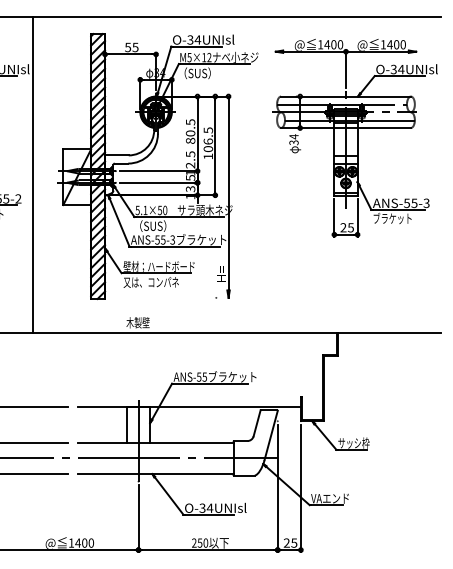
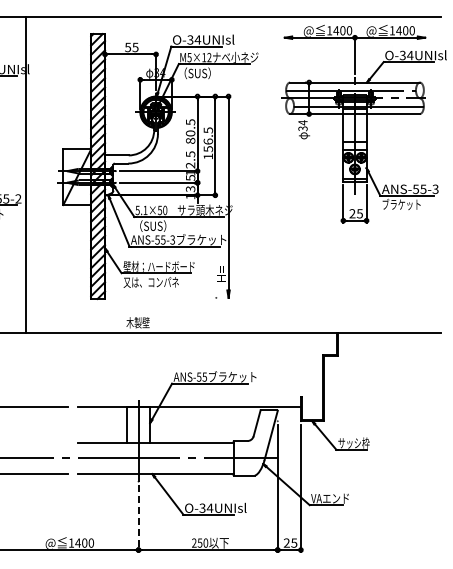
part position: (354, 138) -> (363, 124) (363, 124)
text: 106.5 -> 156.5 (207, 149)
line position: (32, 174) -> (25, 174) (25, 174)
line: present -> none (35, 442)
line: solid -> dashed (138, 519)
